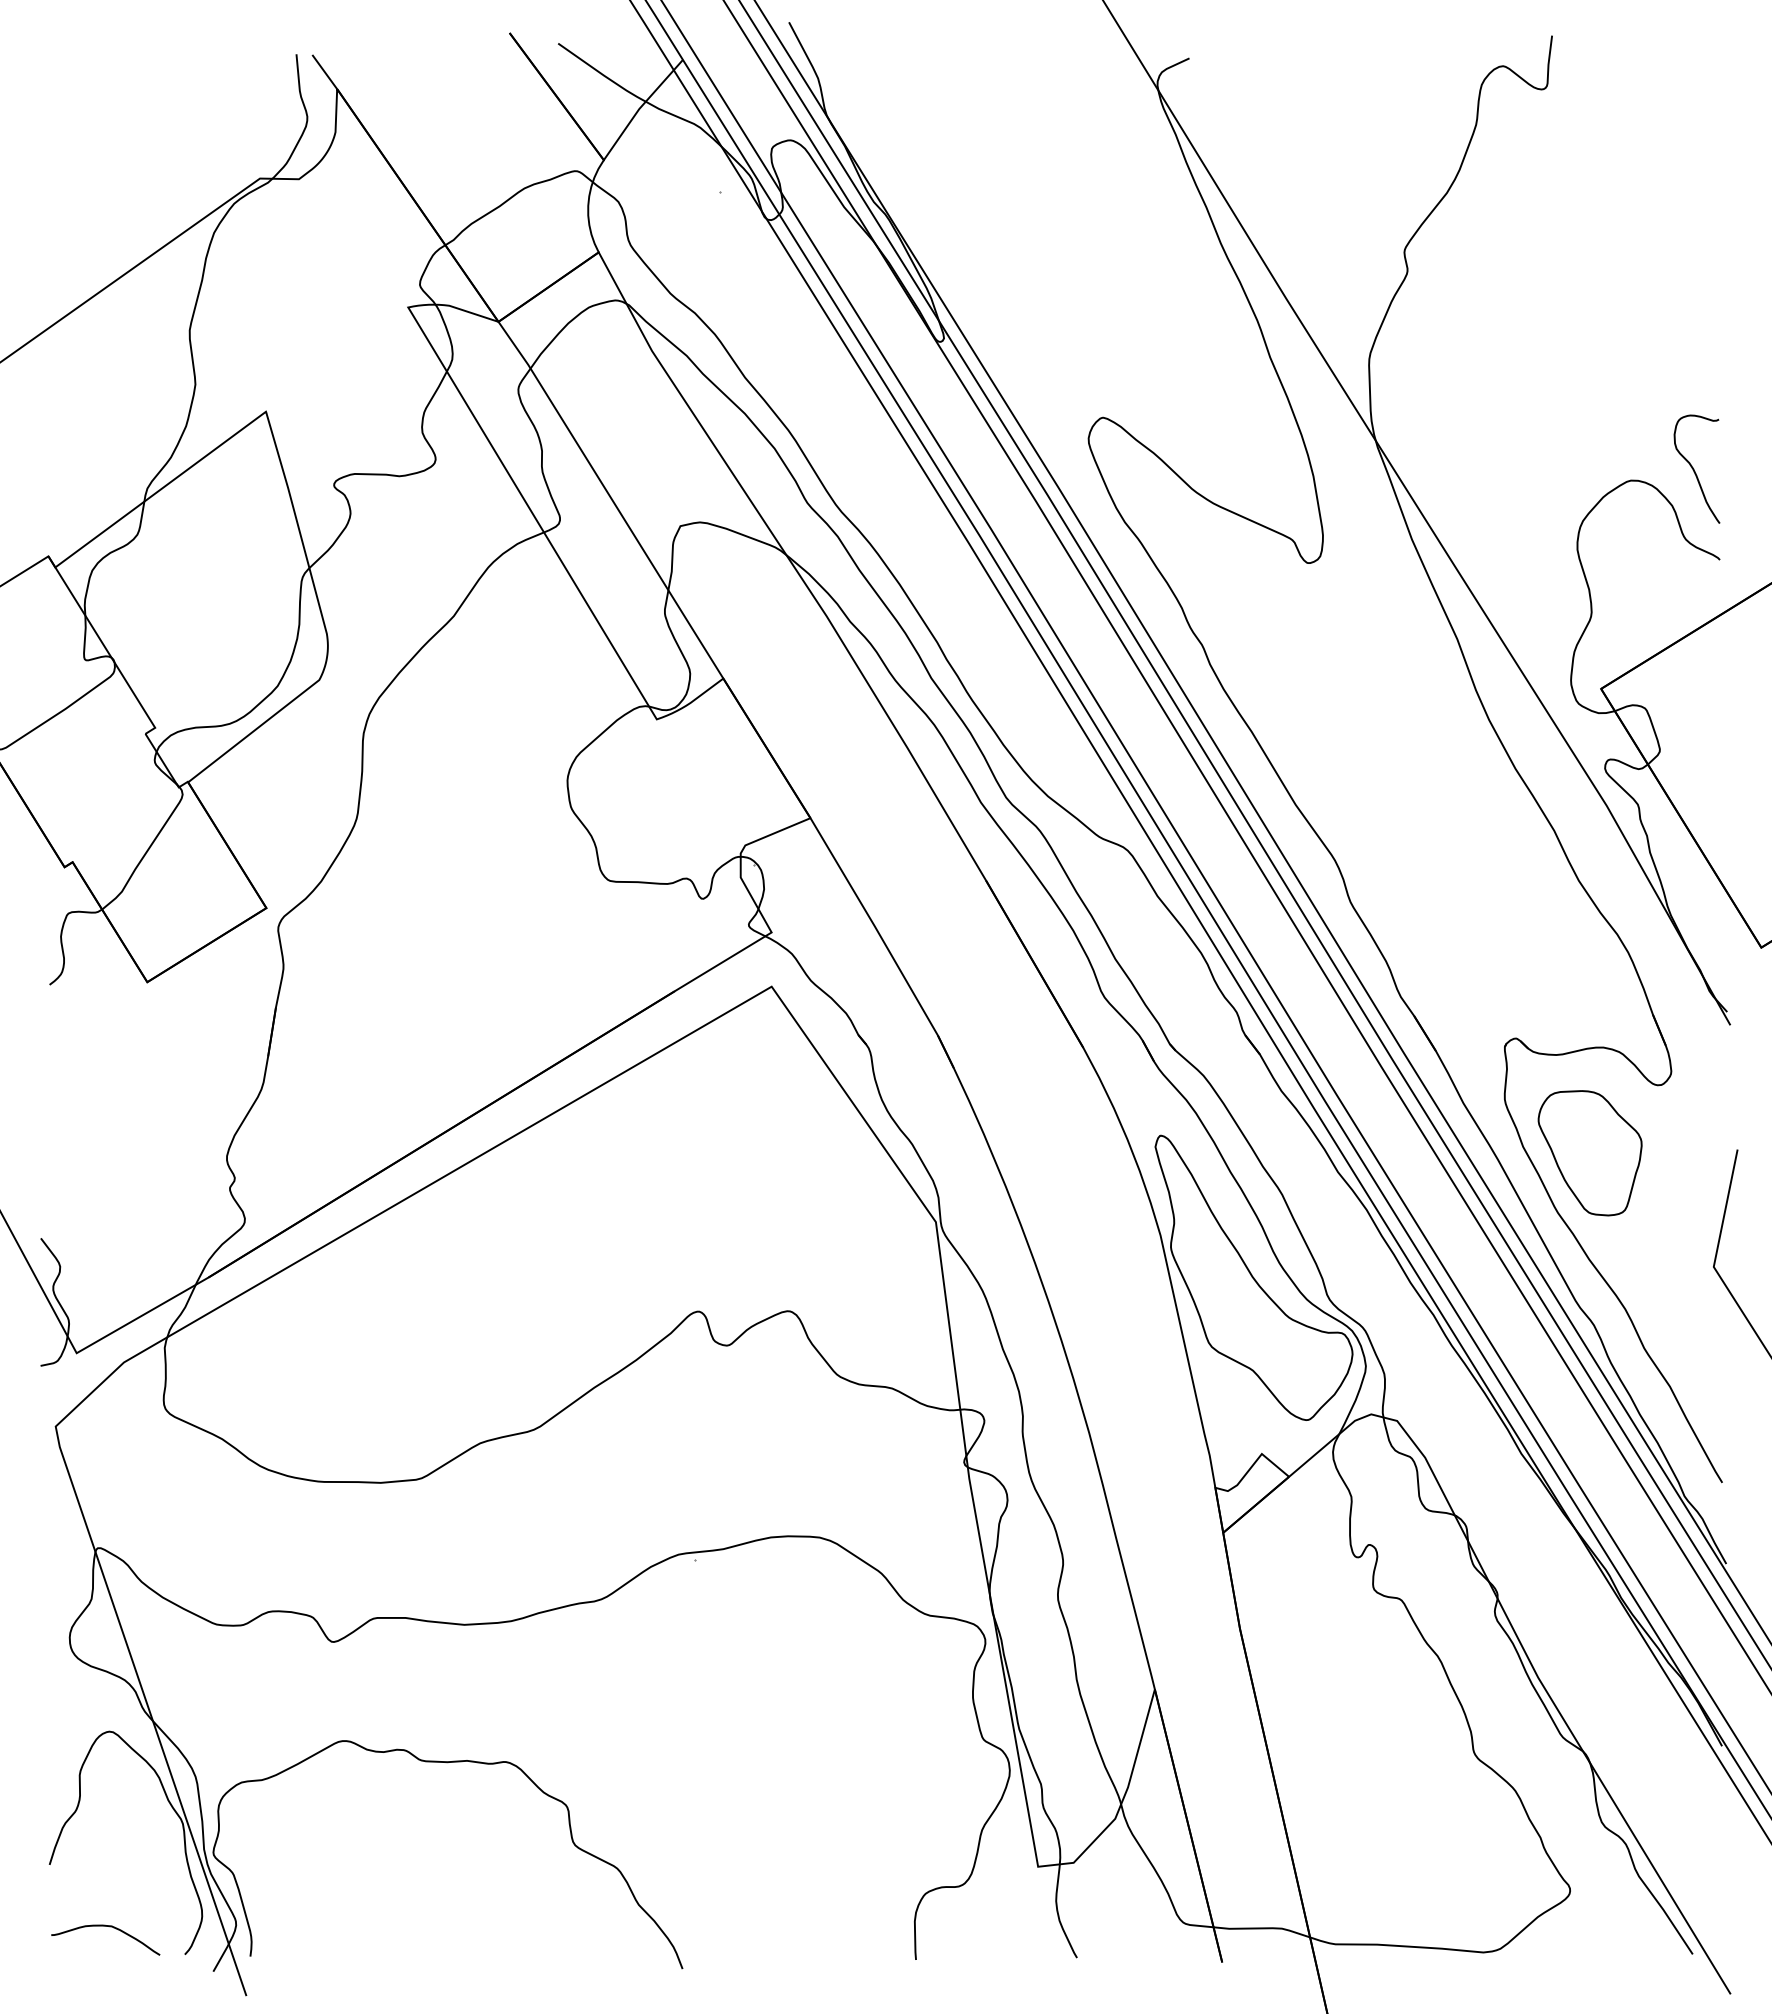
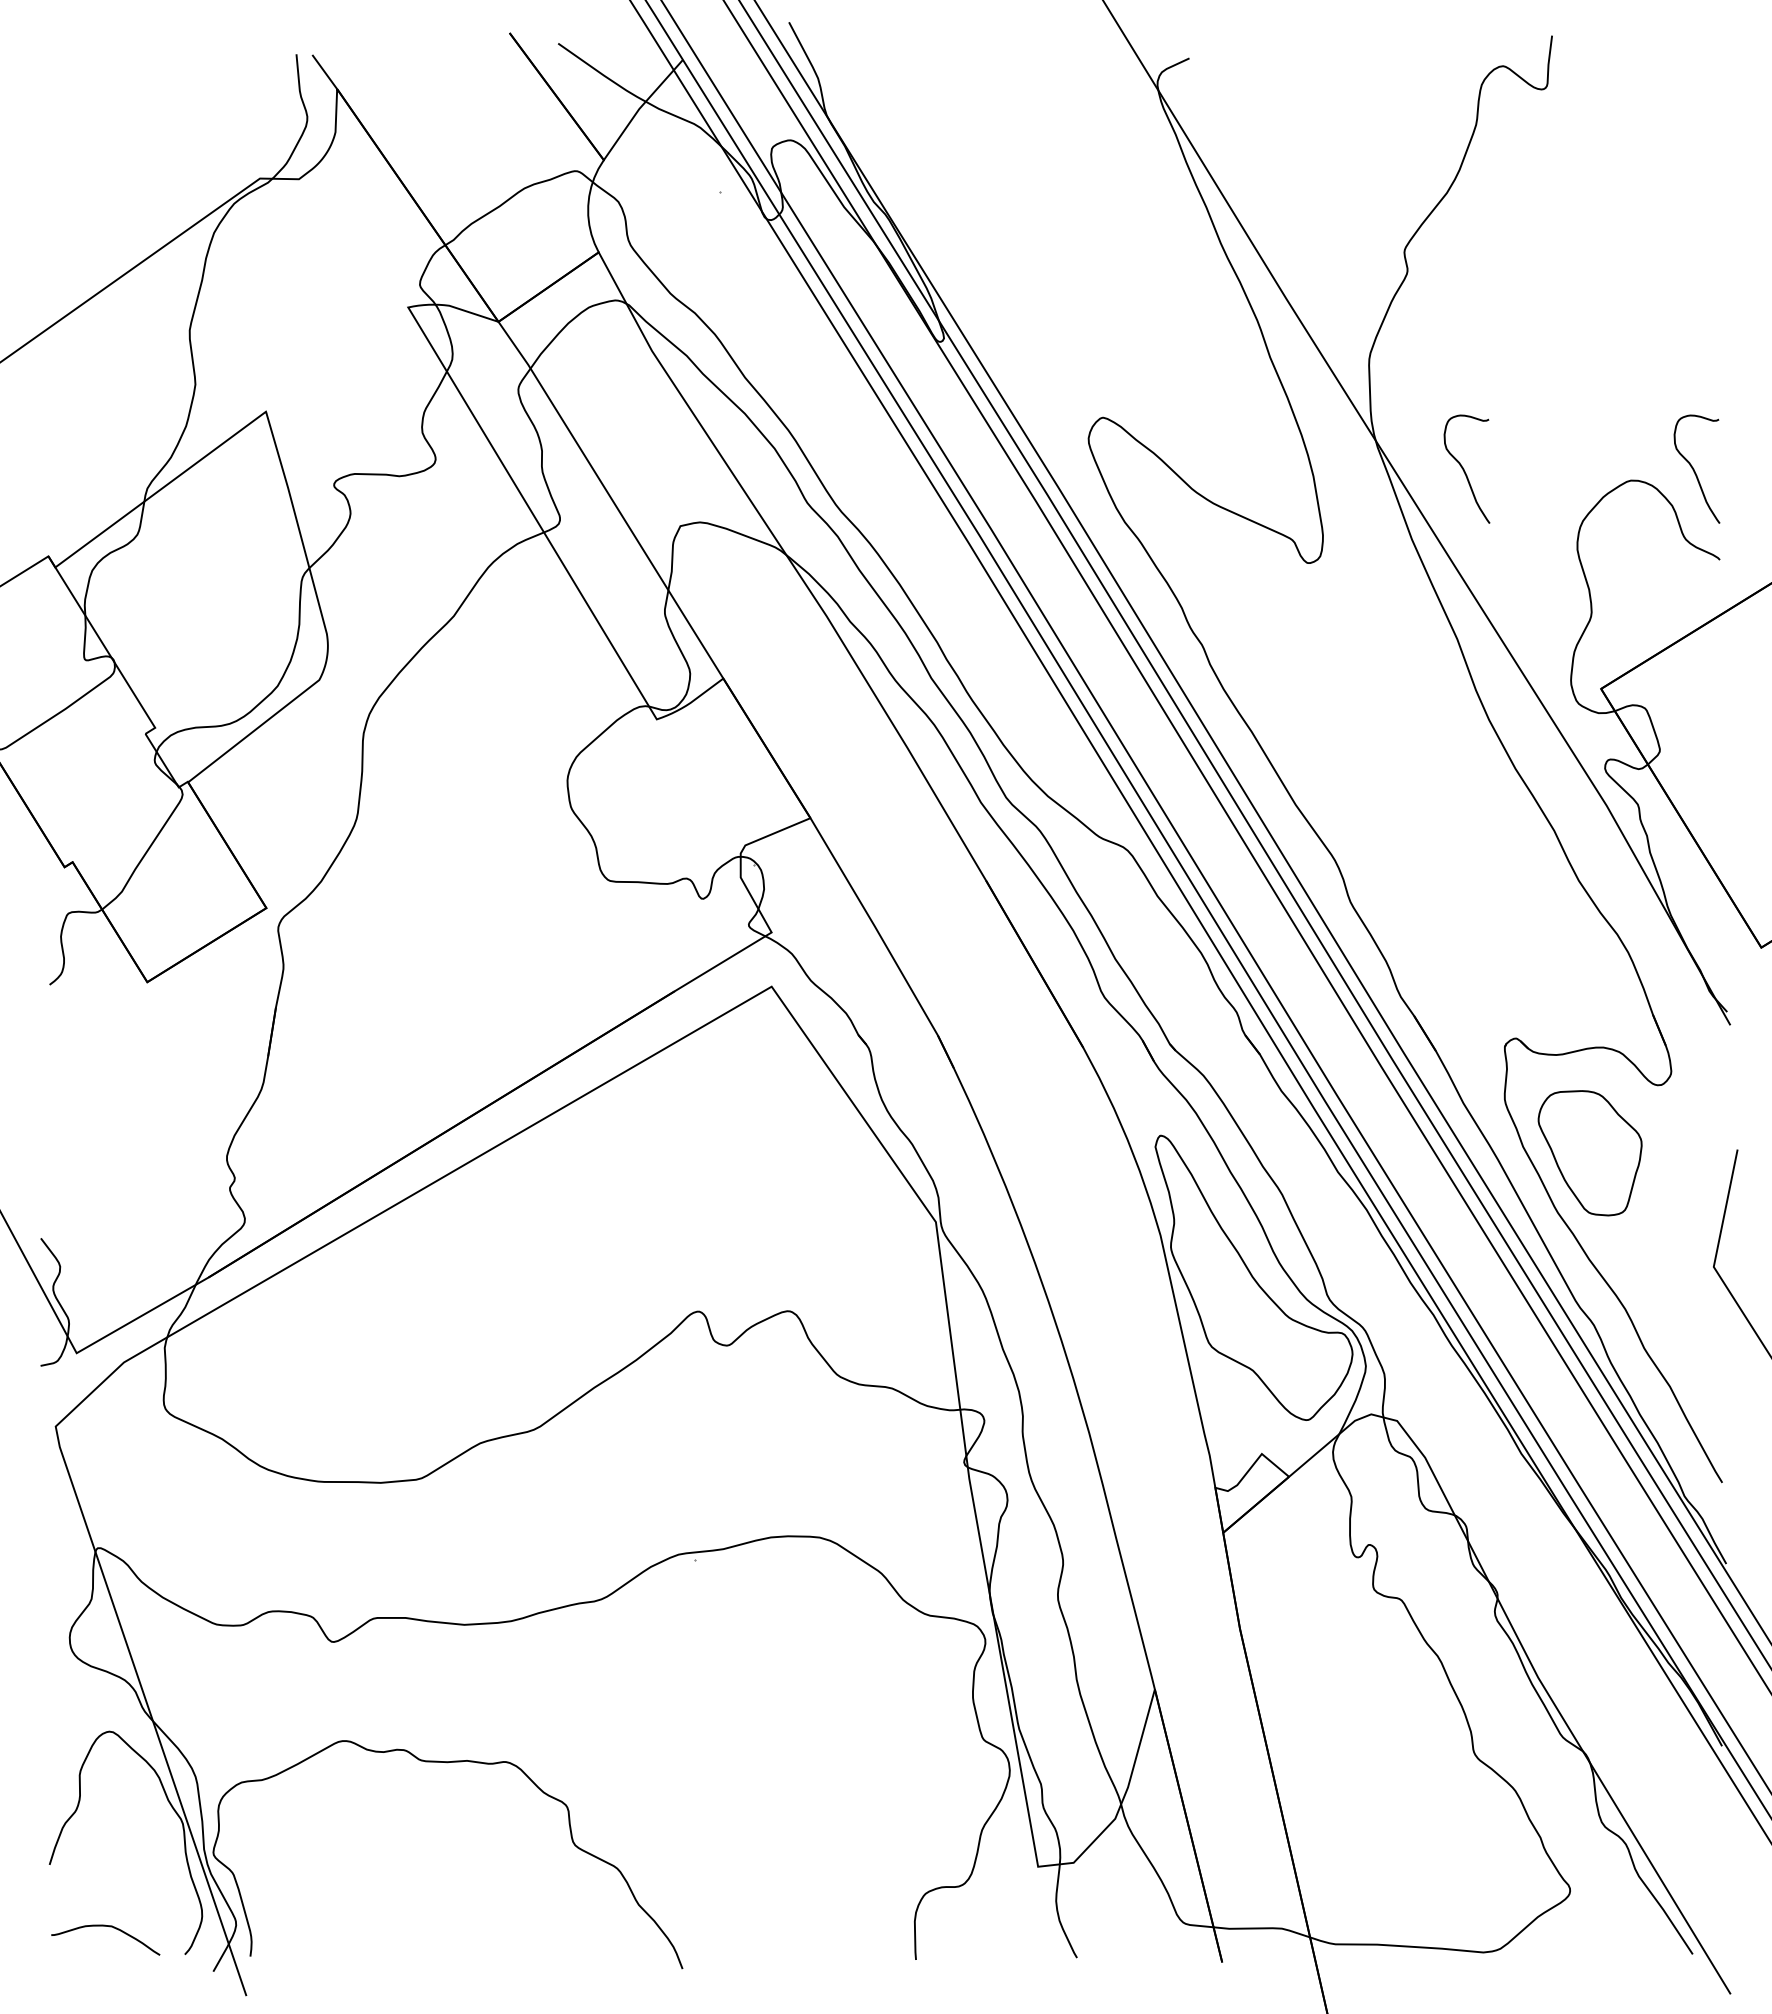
curve: none -> present (1464, 469)
